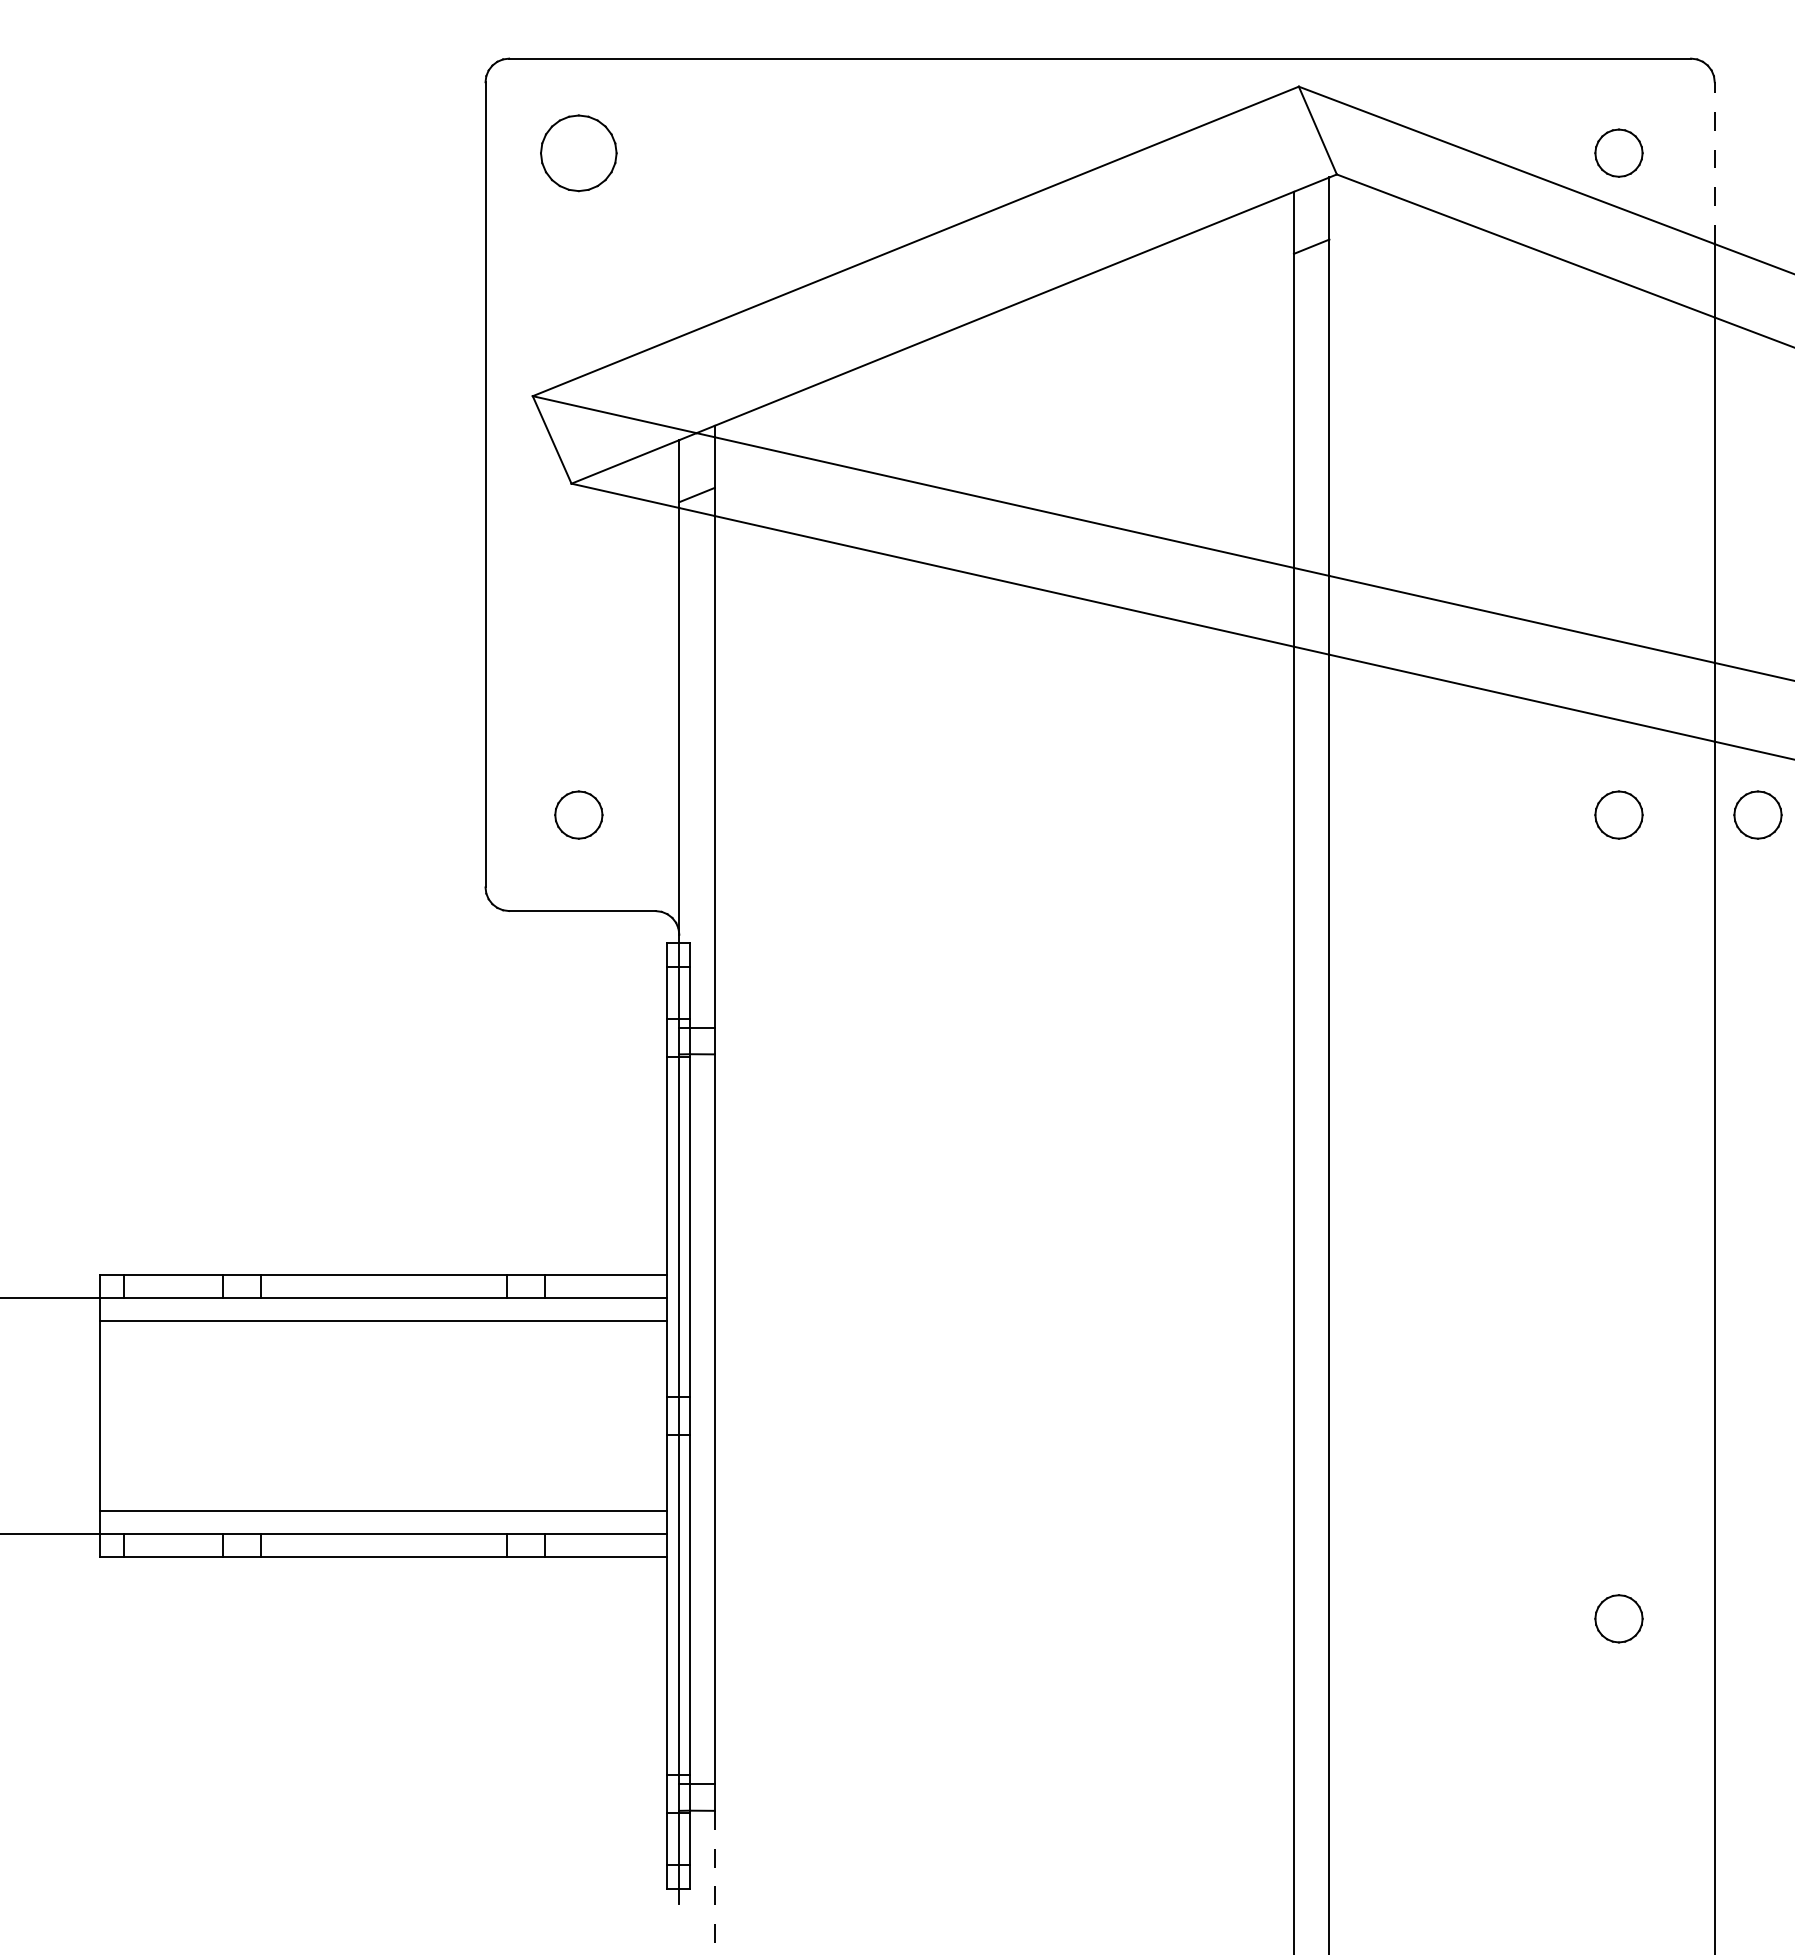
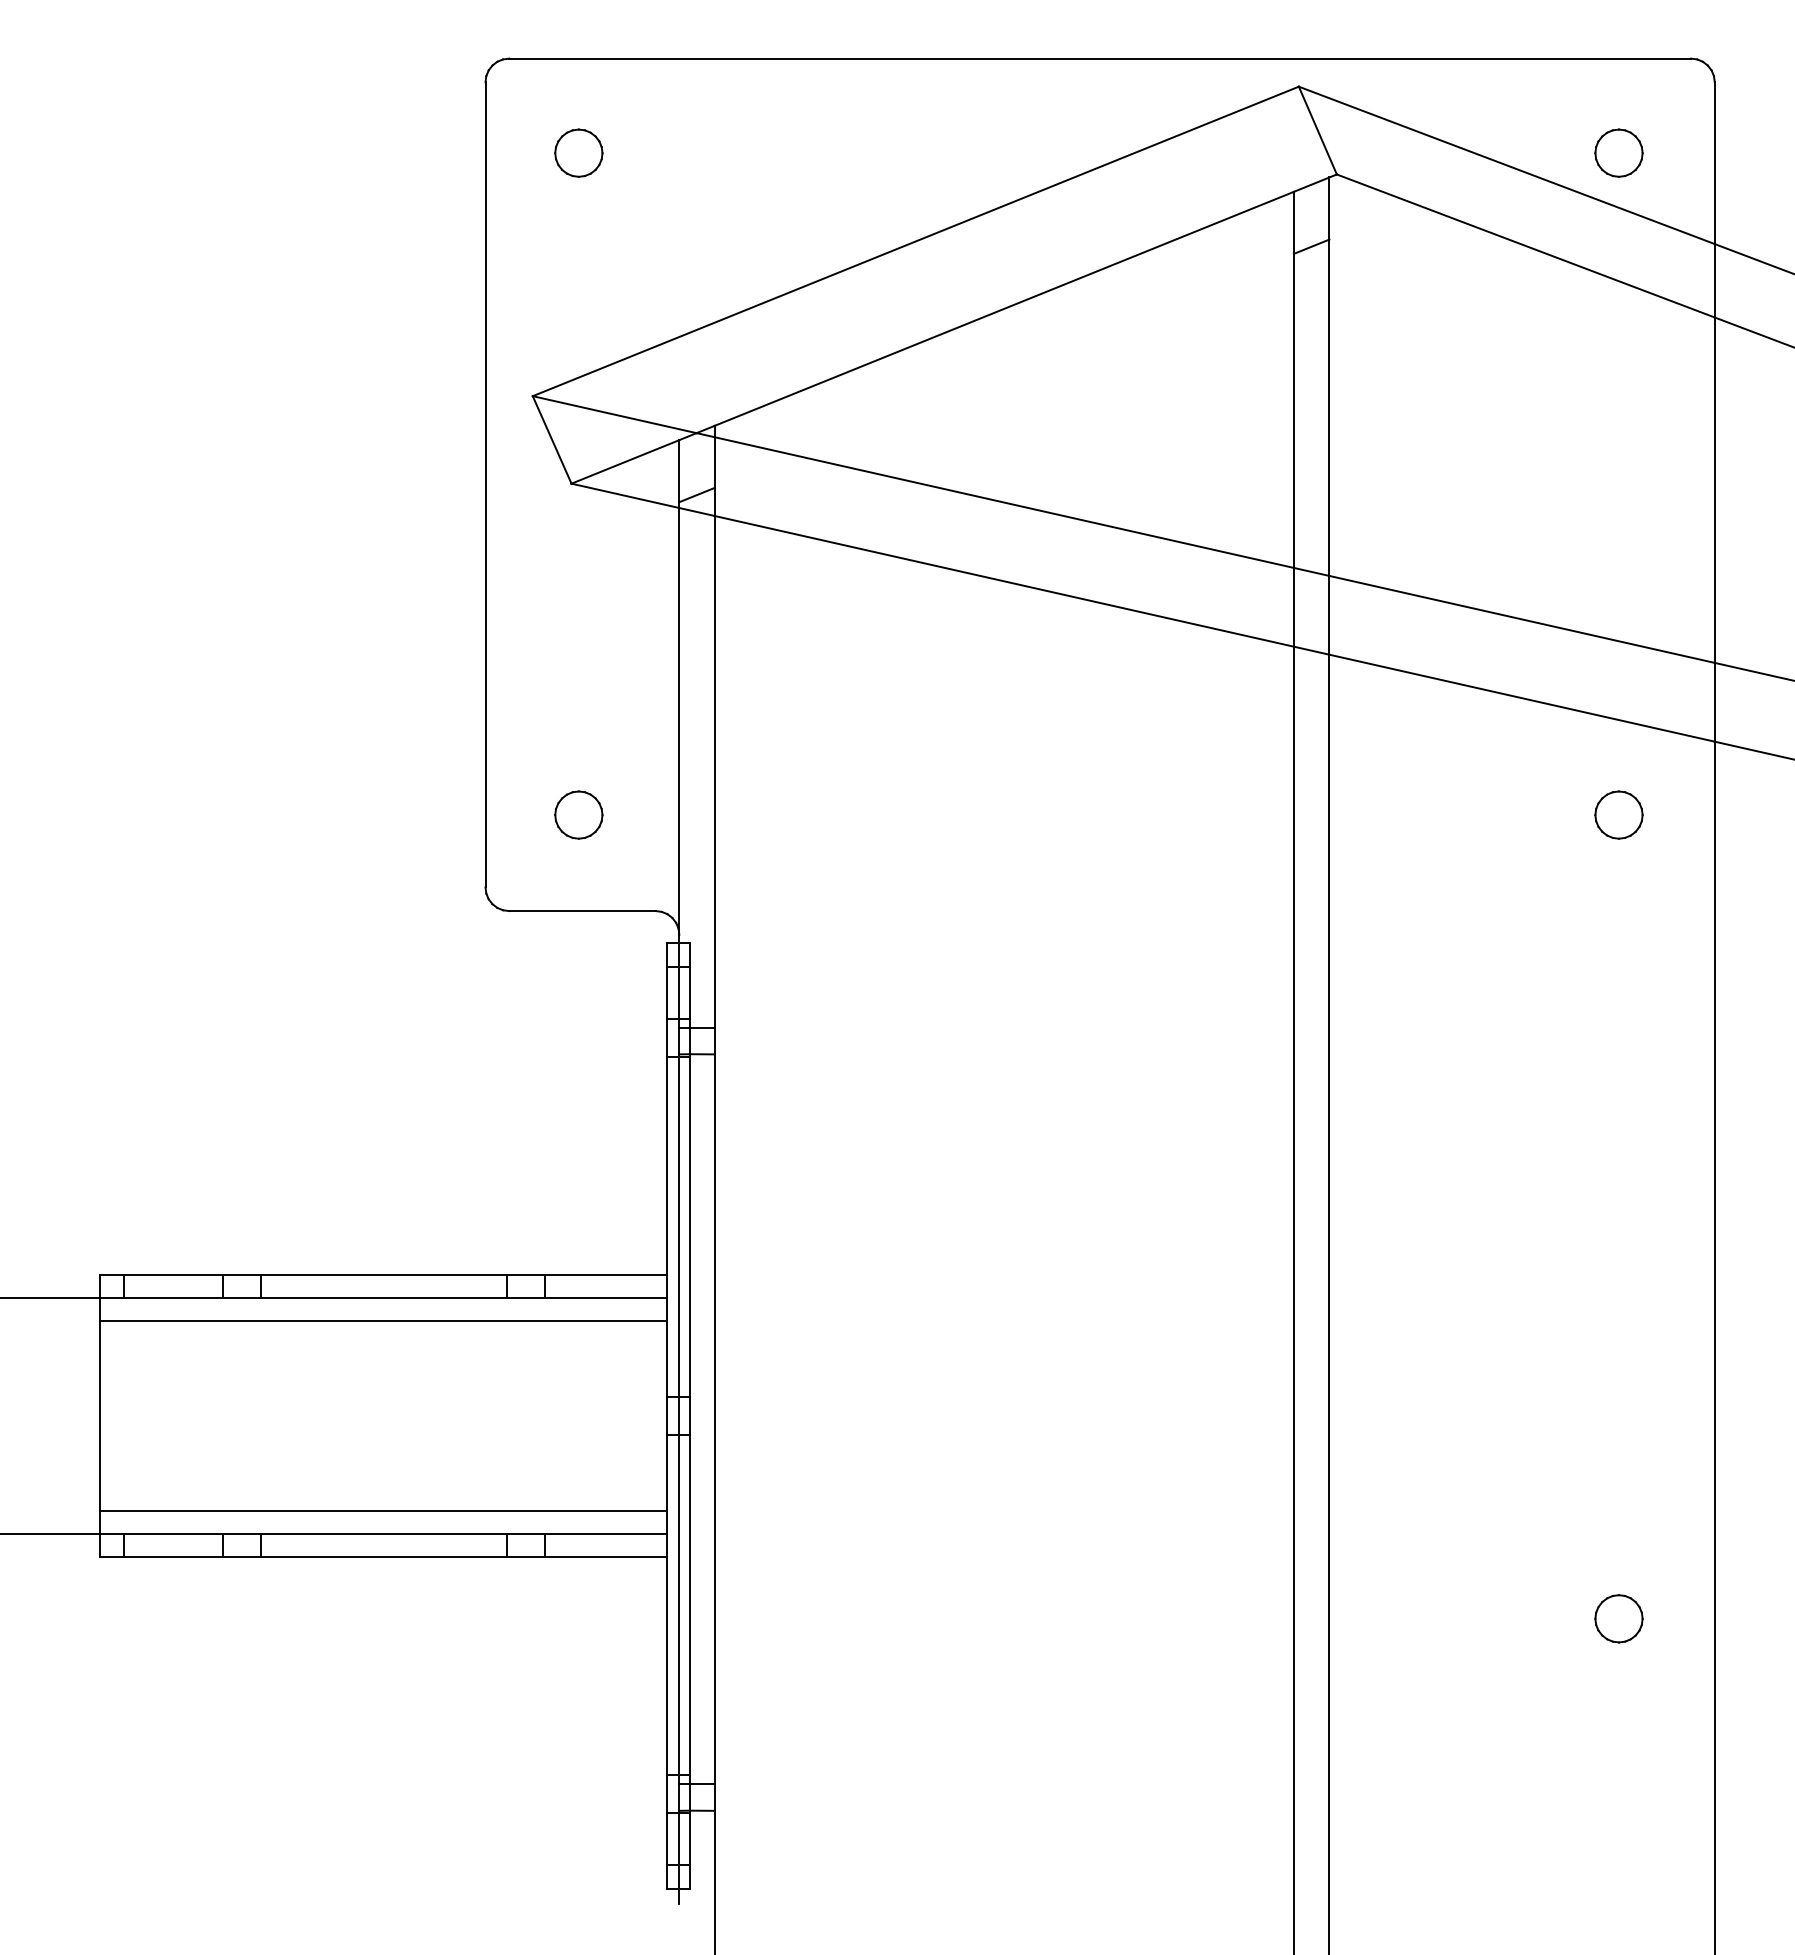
part size: 78x79 px -> 50x50 px (578, 152)
line: dashed -> solid (1714, 163)
part: present -> none (1757, 814)
line: dashed -> solid (714, 1882)
